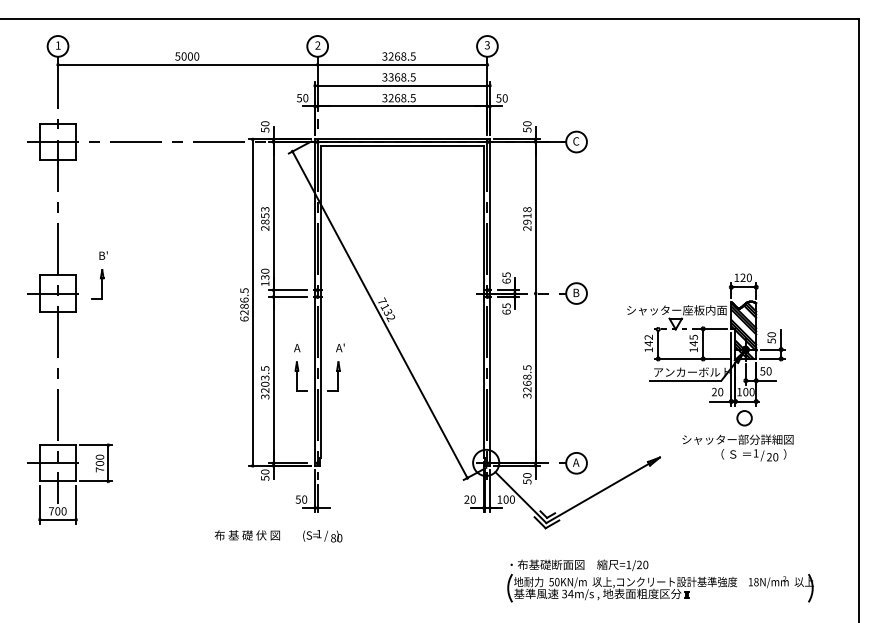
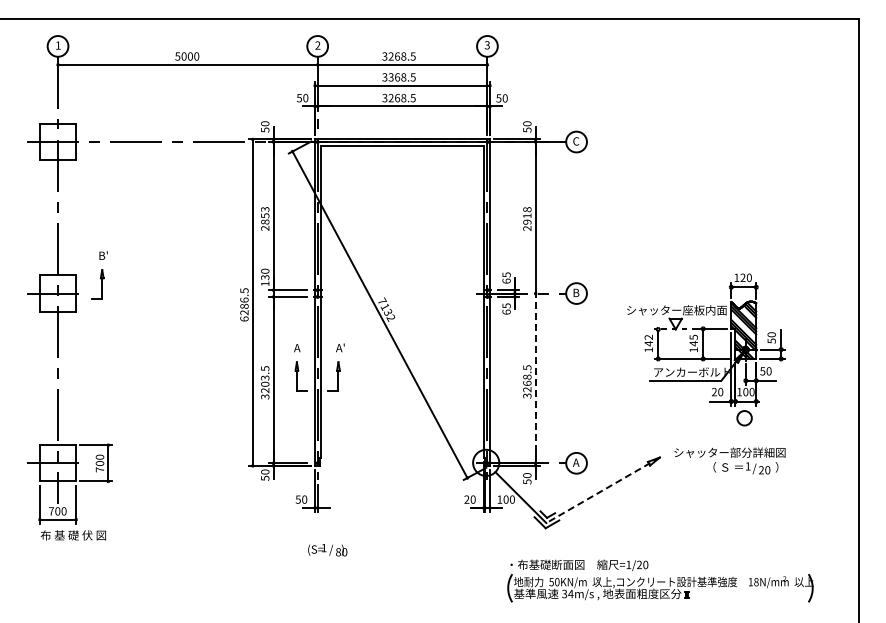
line: solid -> dashed (535, 378)
text position: (737, 447) -> (729, 460) (729, 460)
line: solid -> dashed (603, 490)
text position: (246, 535) -> (72, 535) (72, 535)
text position: (322, 536) -> (327, 550) (327, 550)
